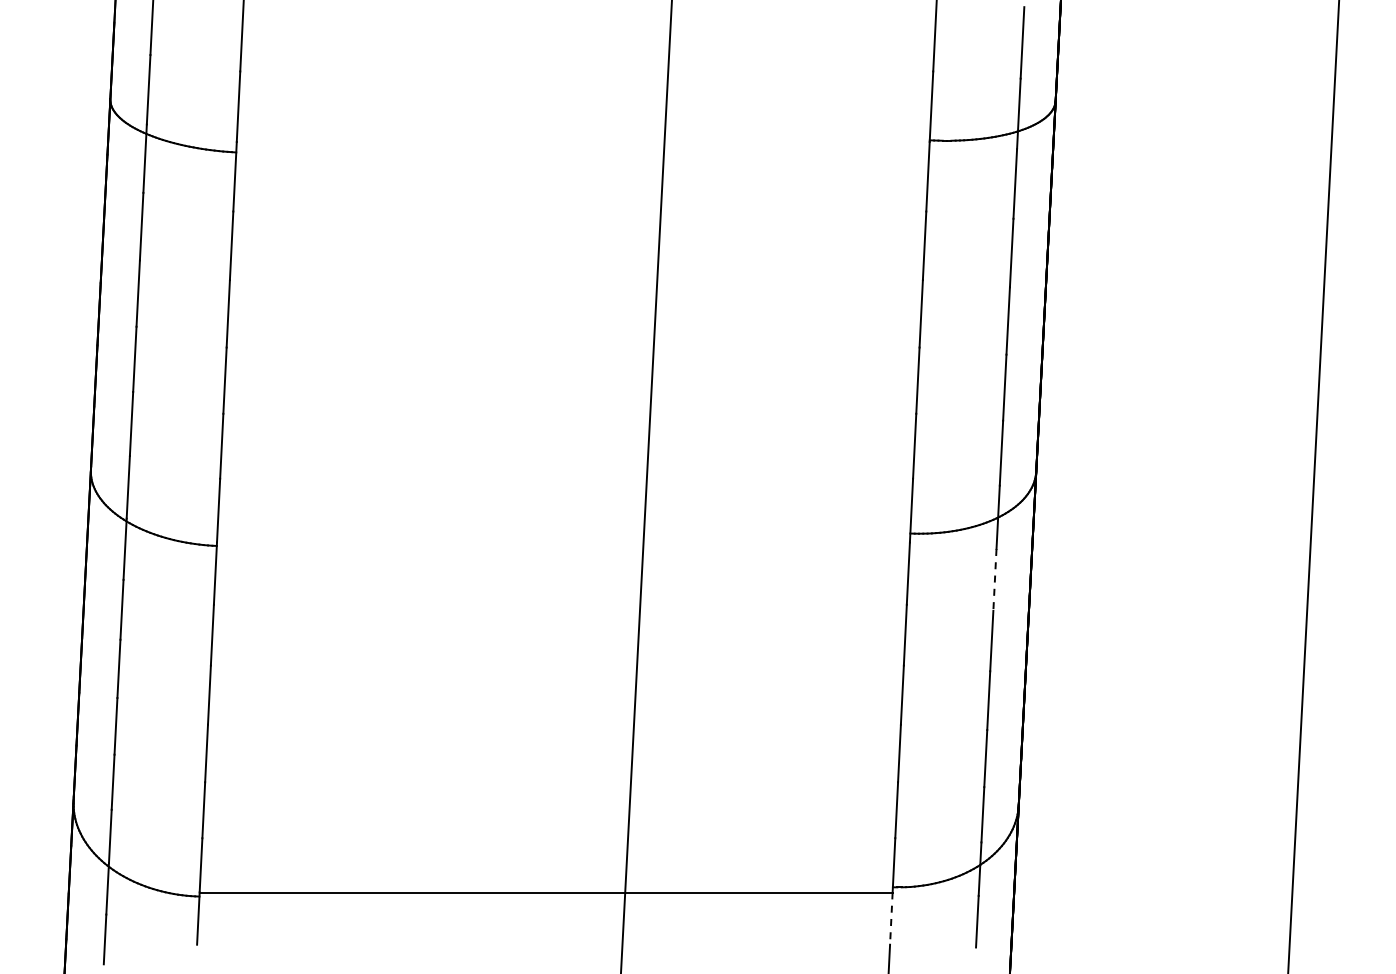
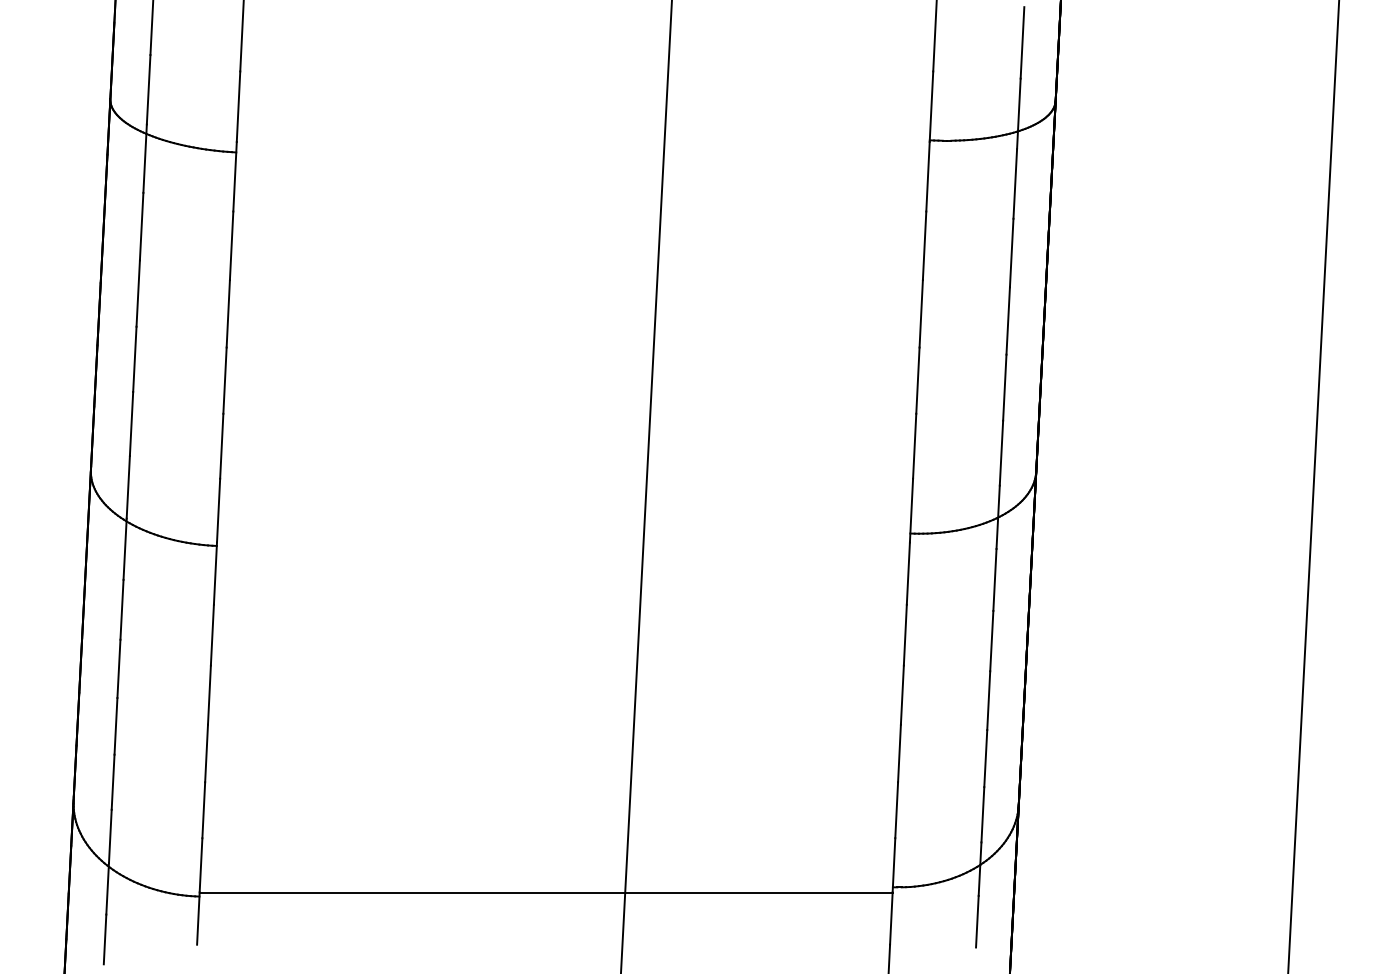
line: dashed -> solid (994, 580)
line: dashed -> solid (891, 919)
